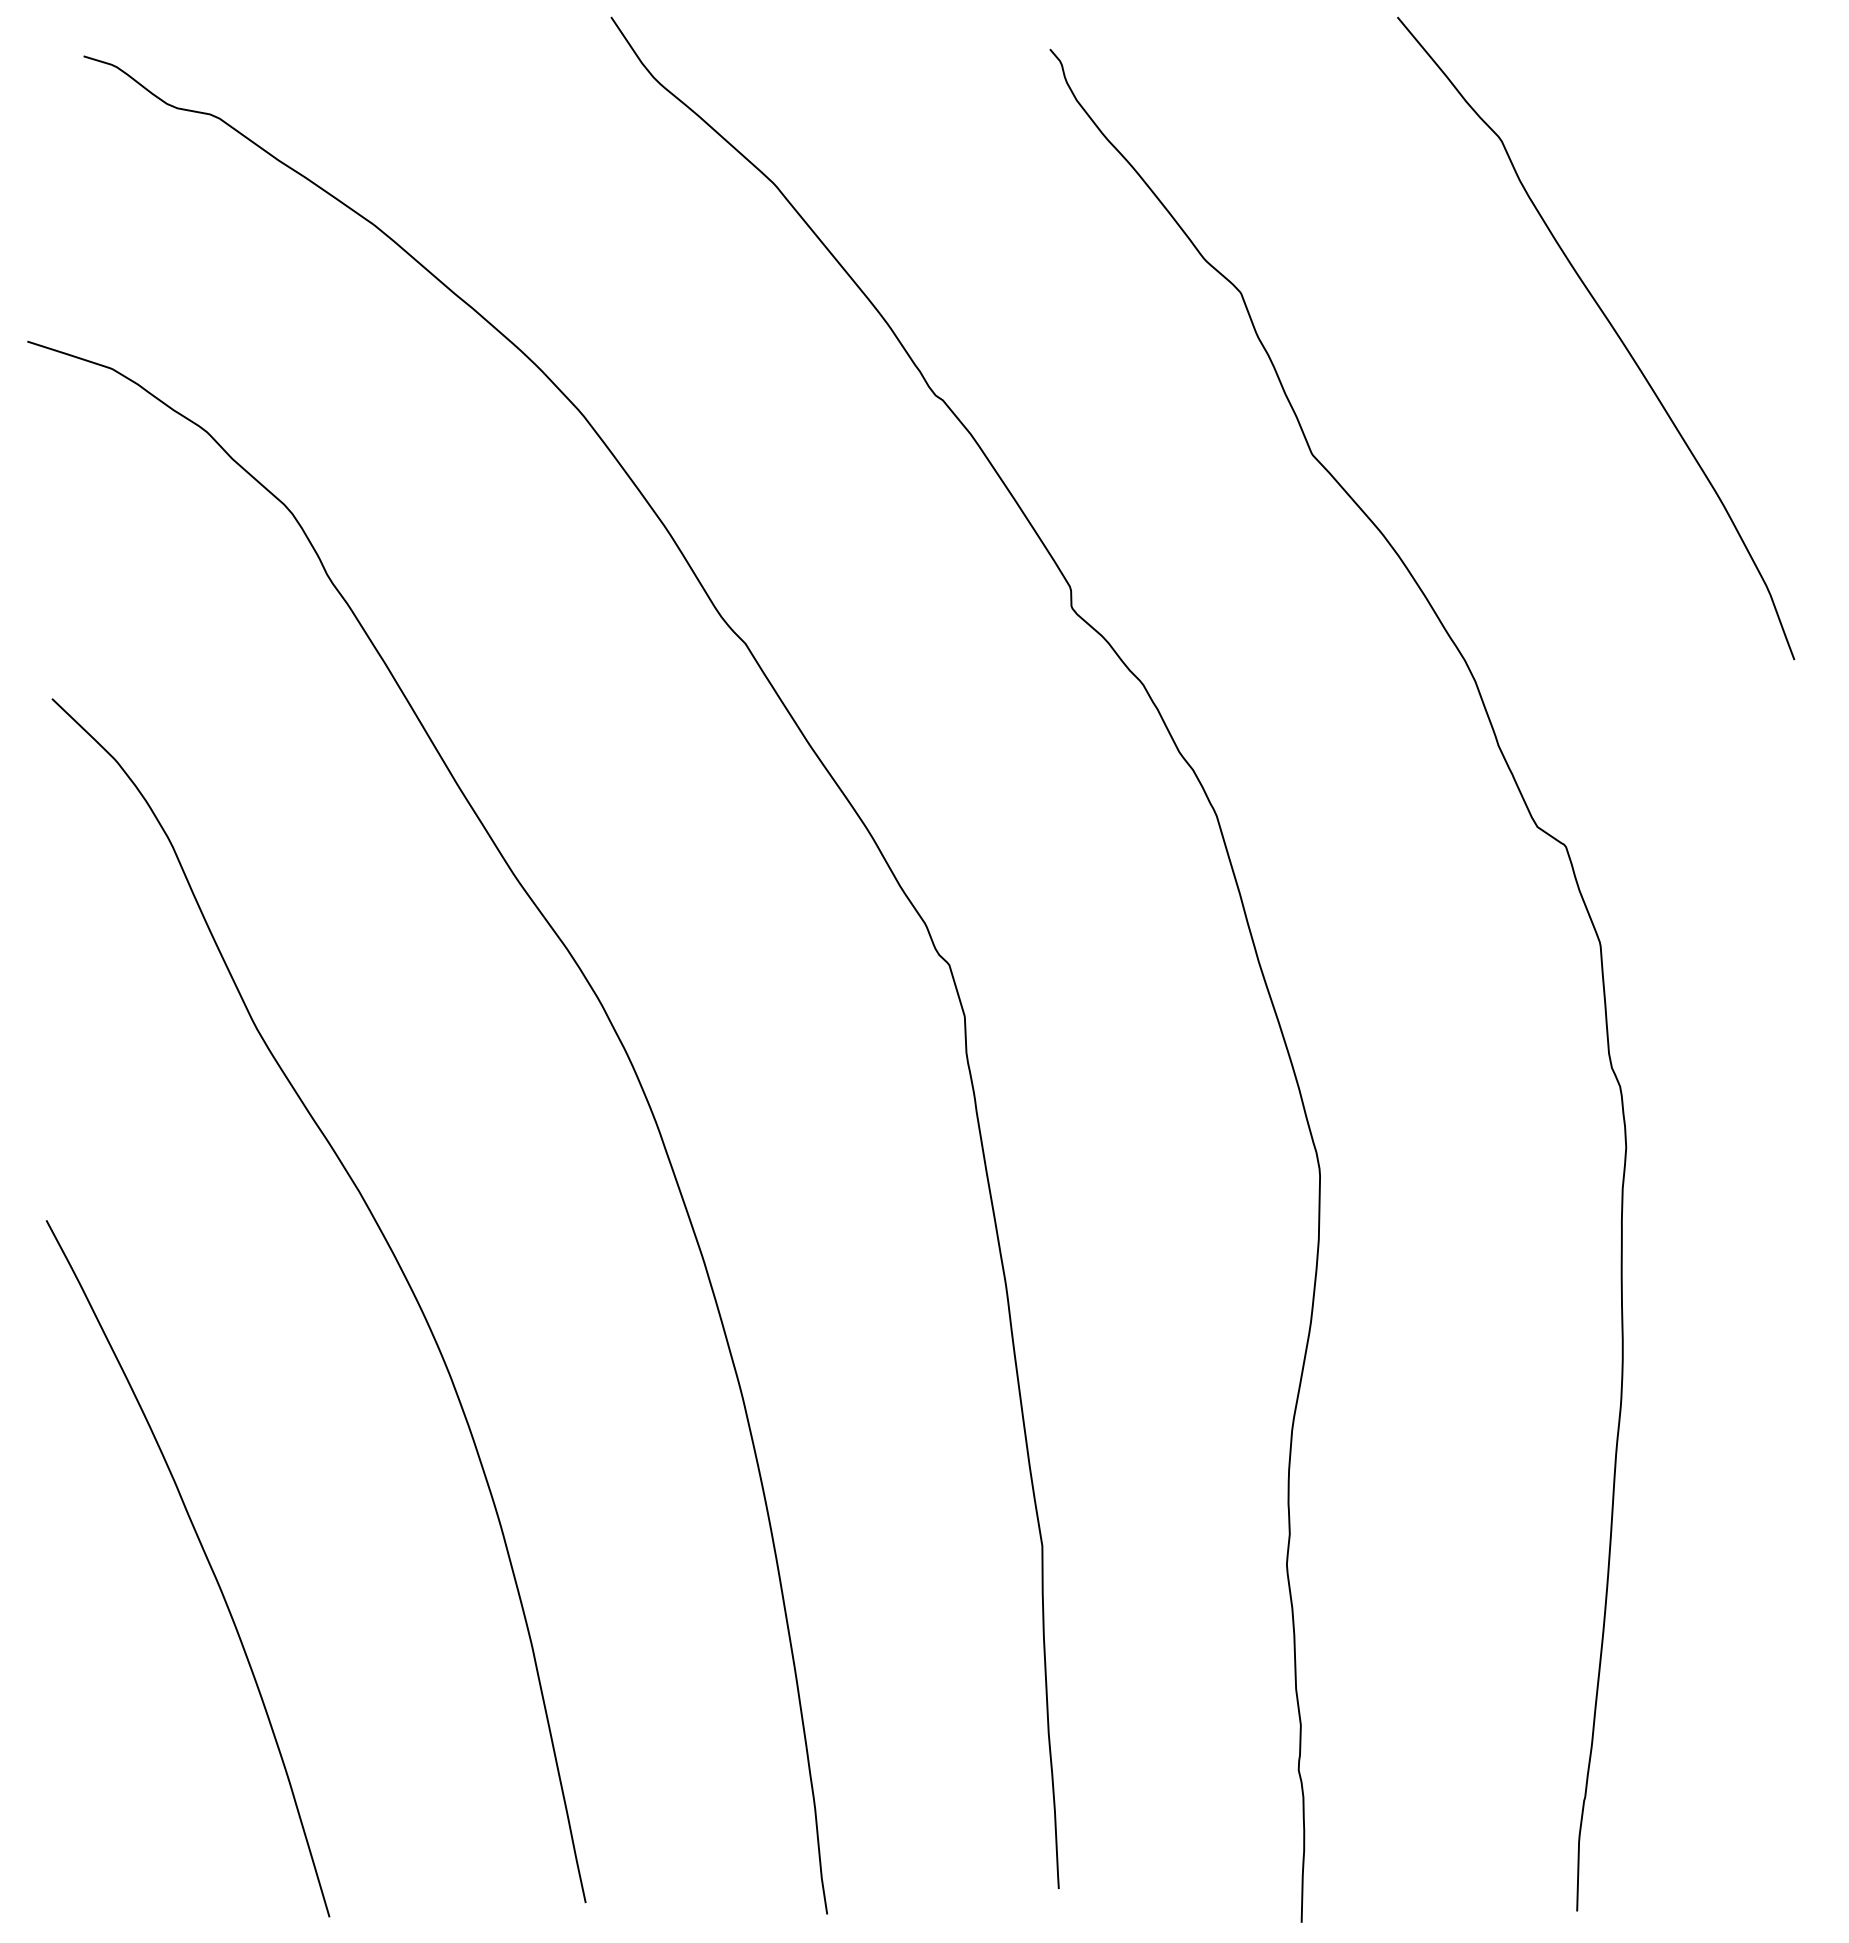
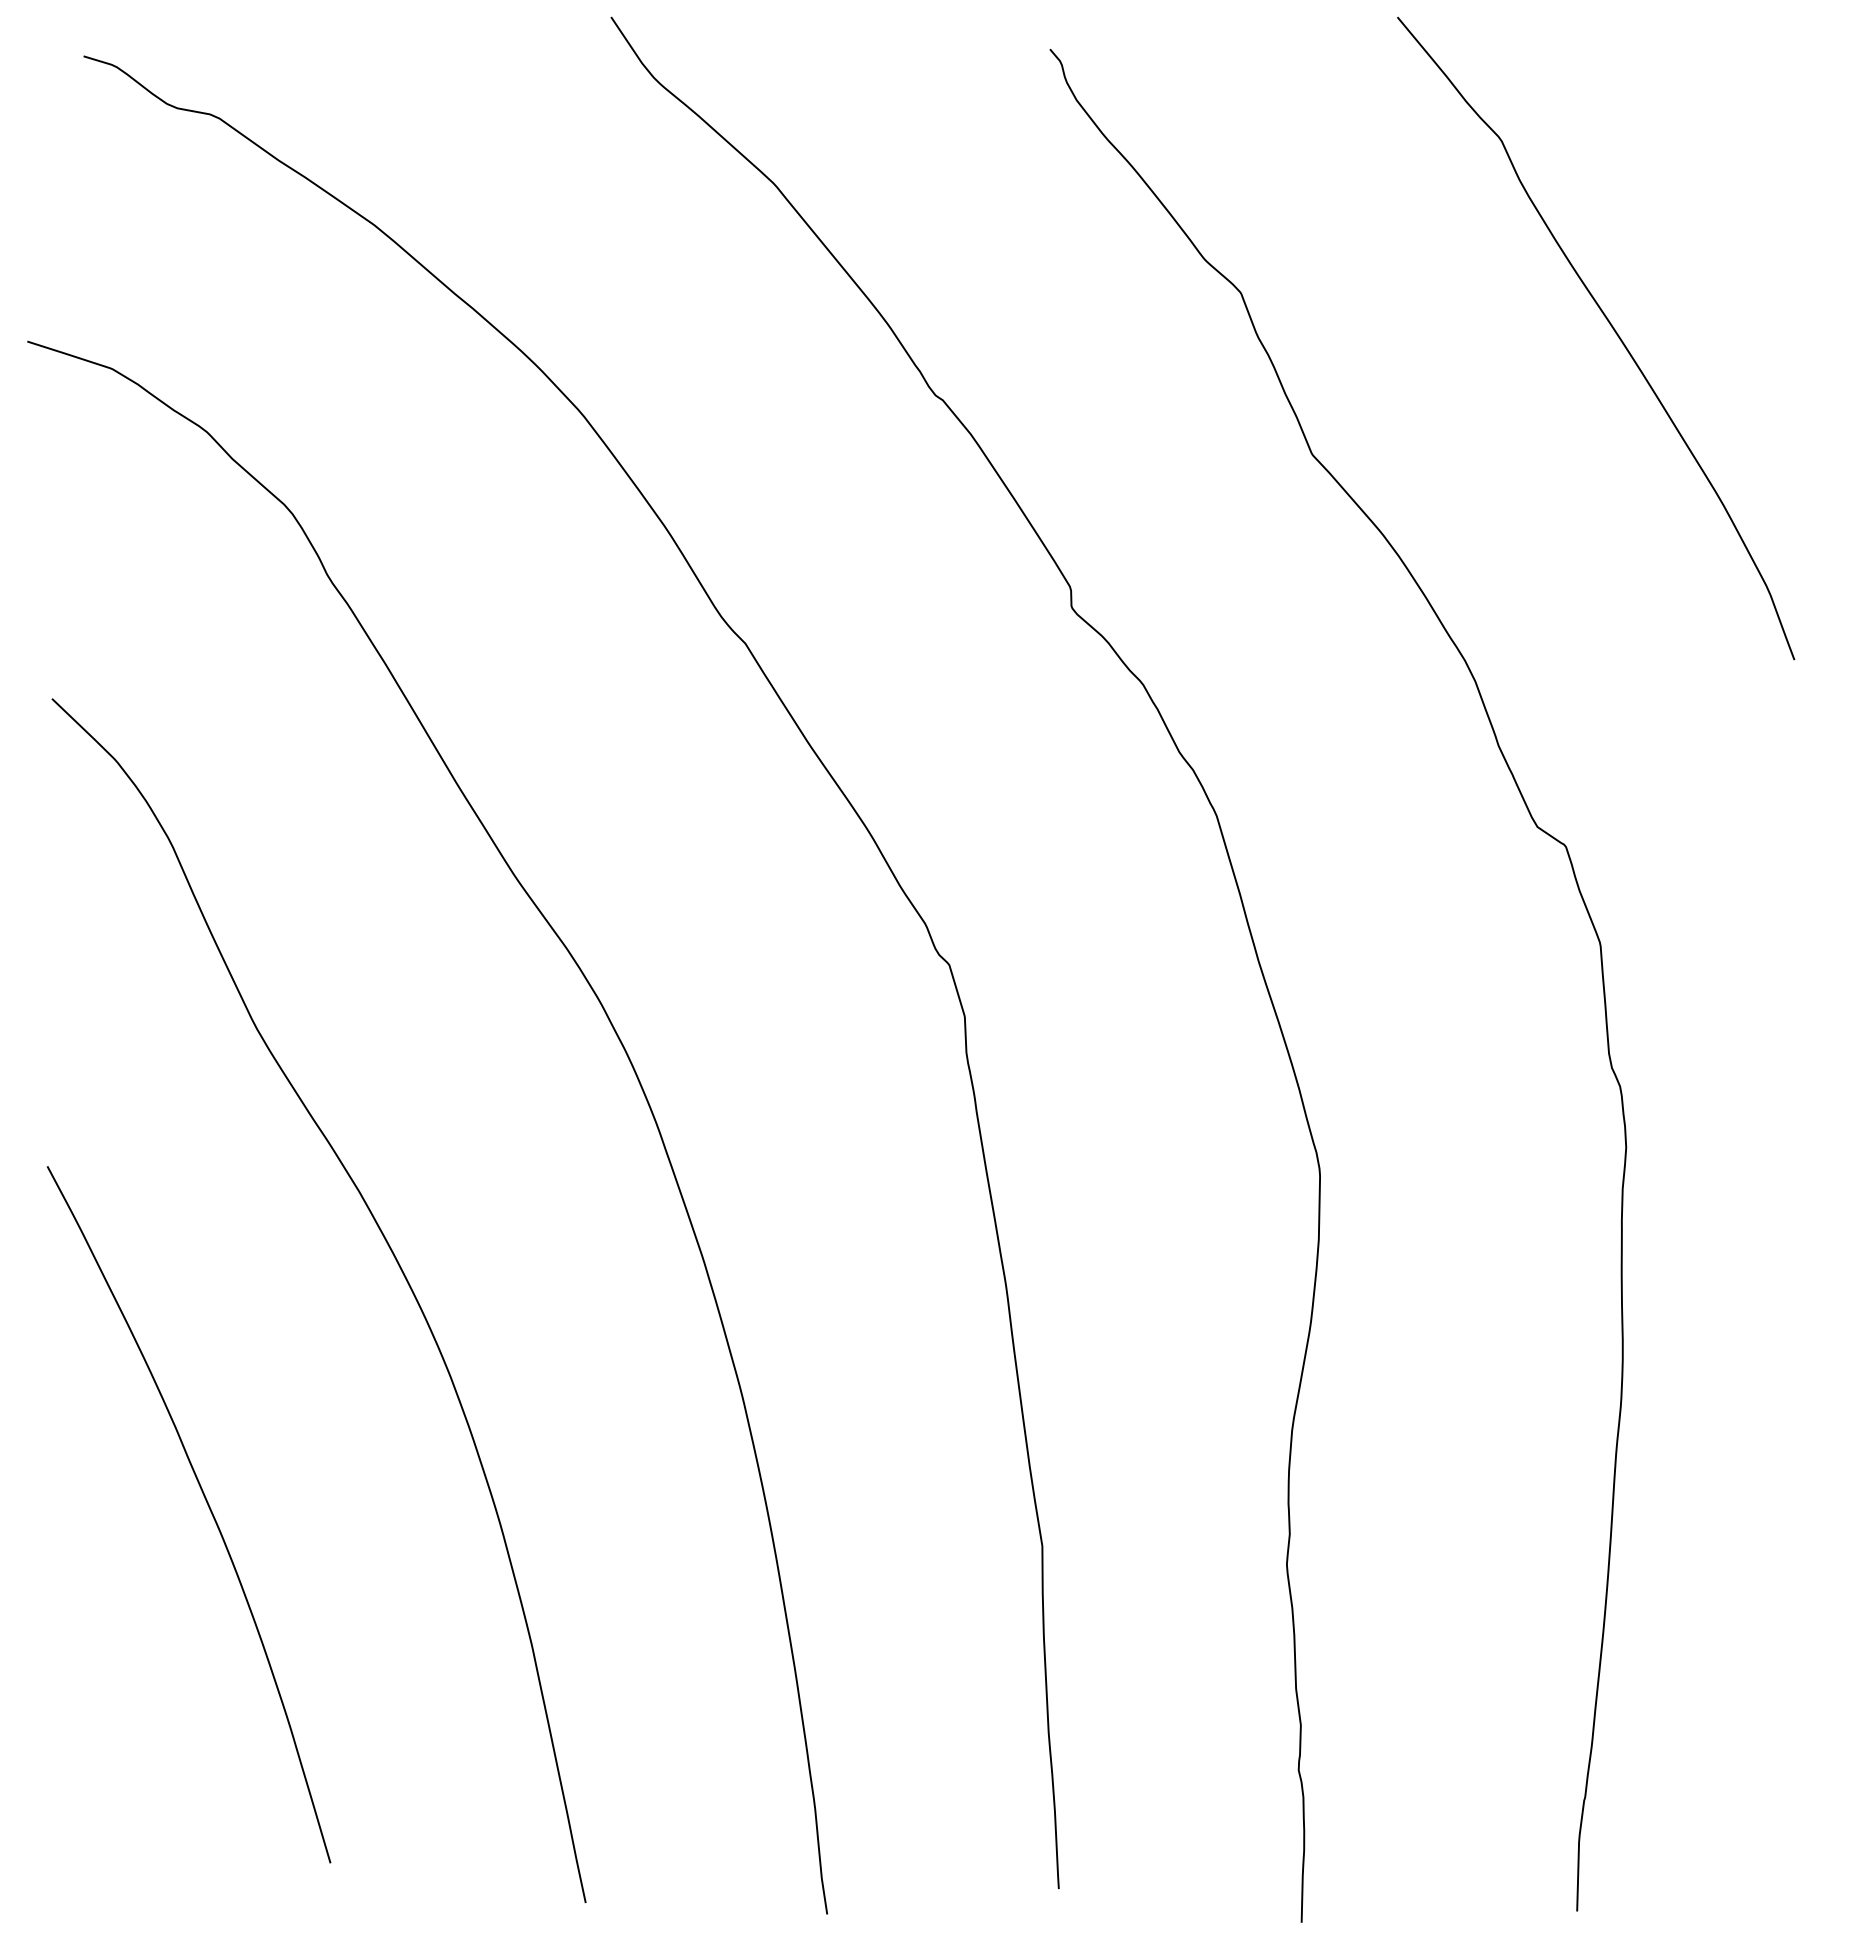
curve position: (206, 1559) -> (207, 1505) (207, 1505)
